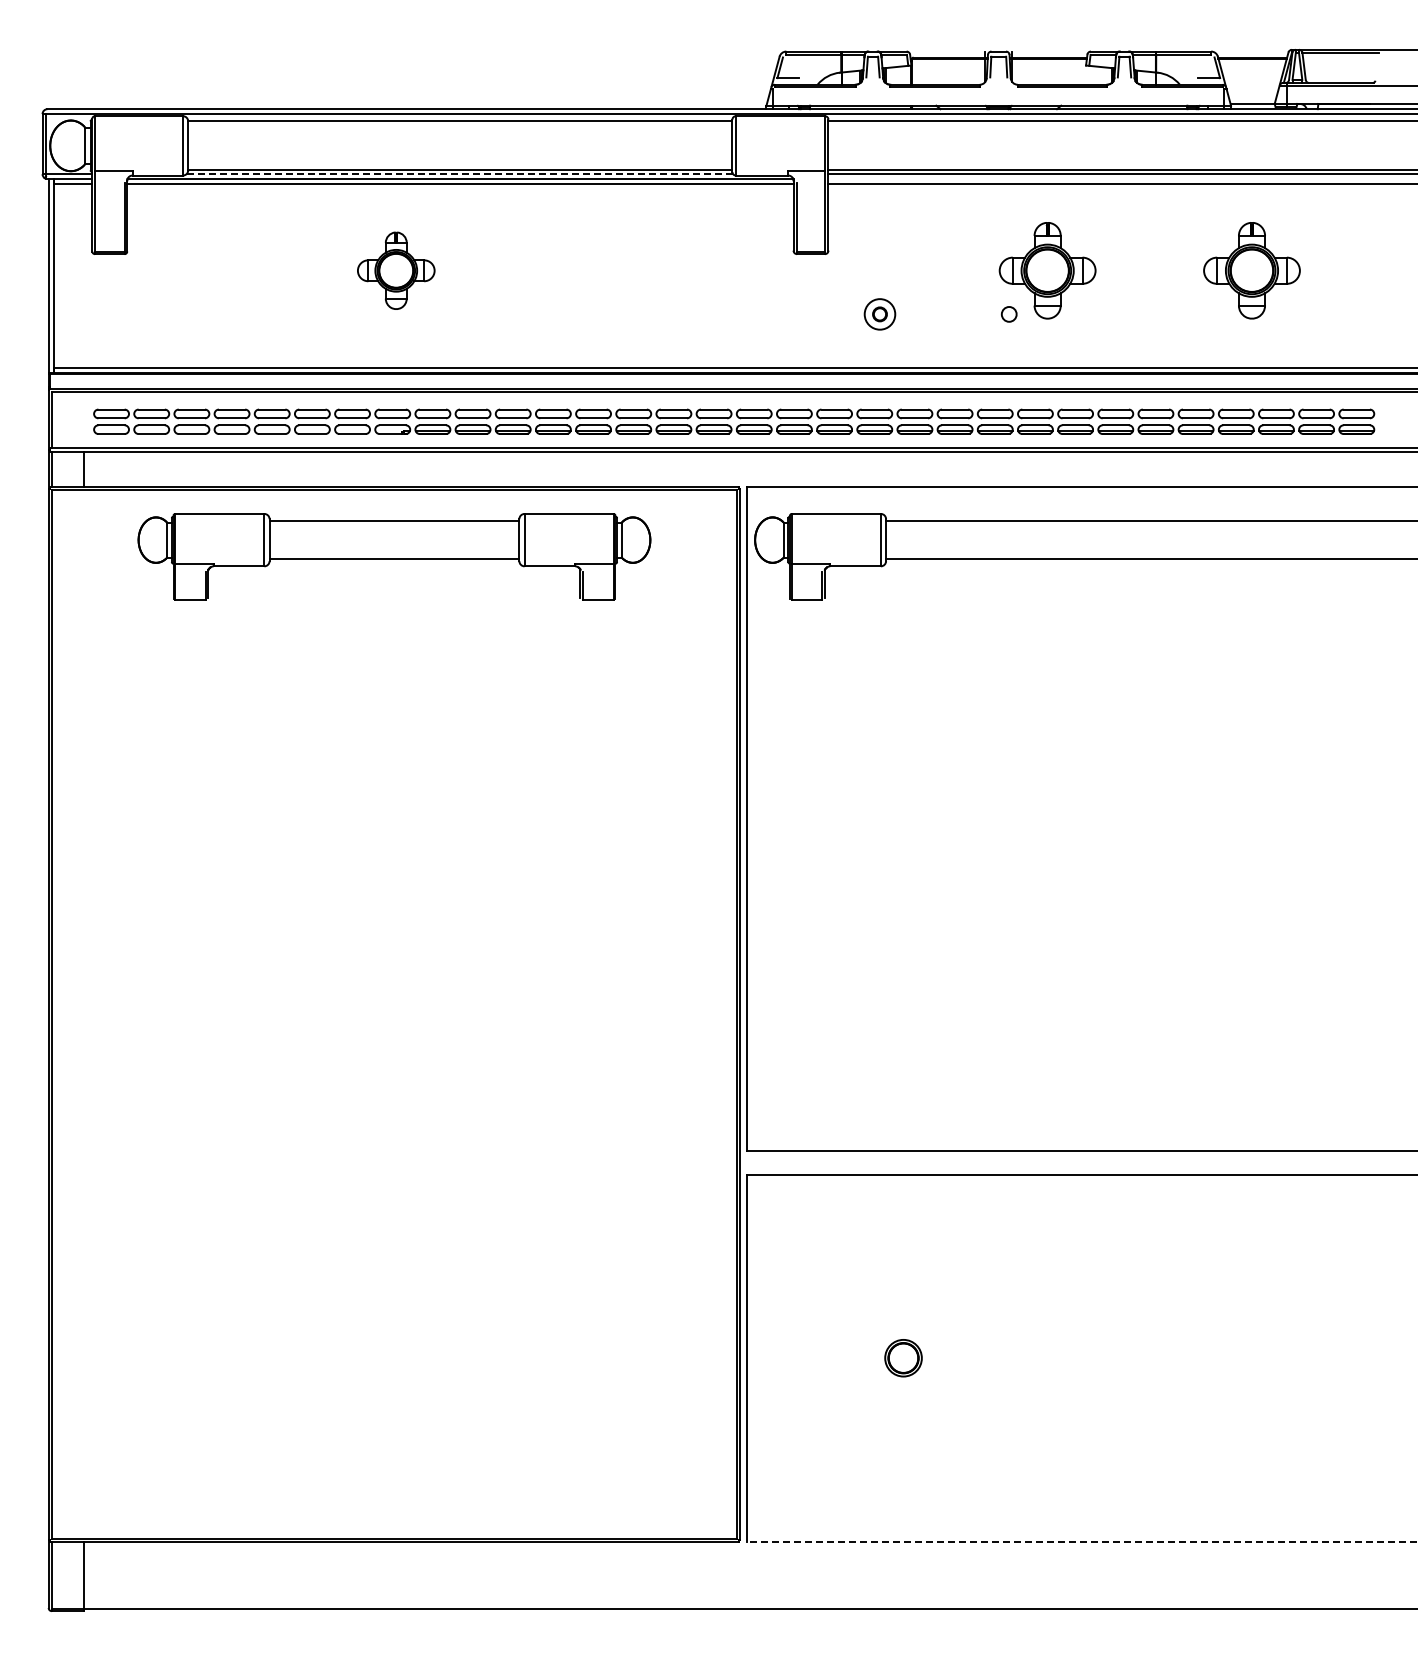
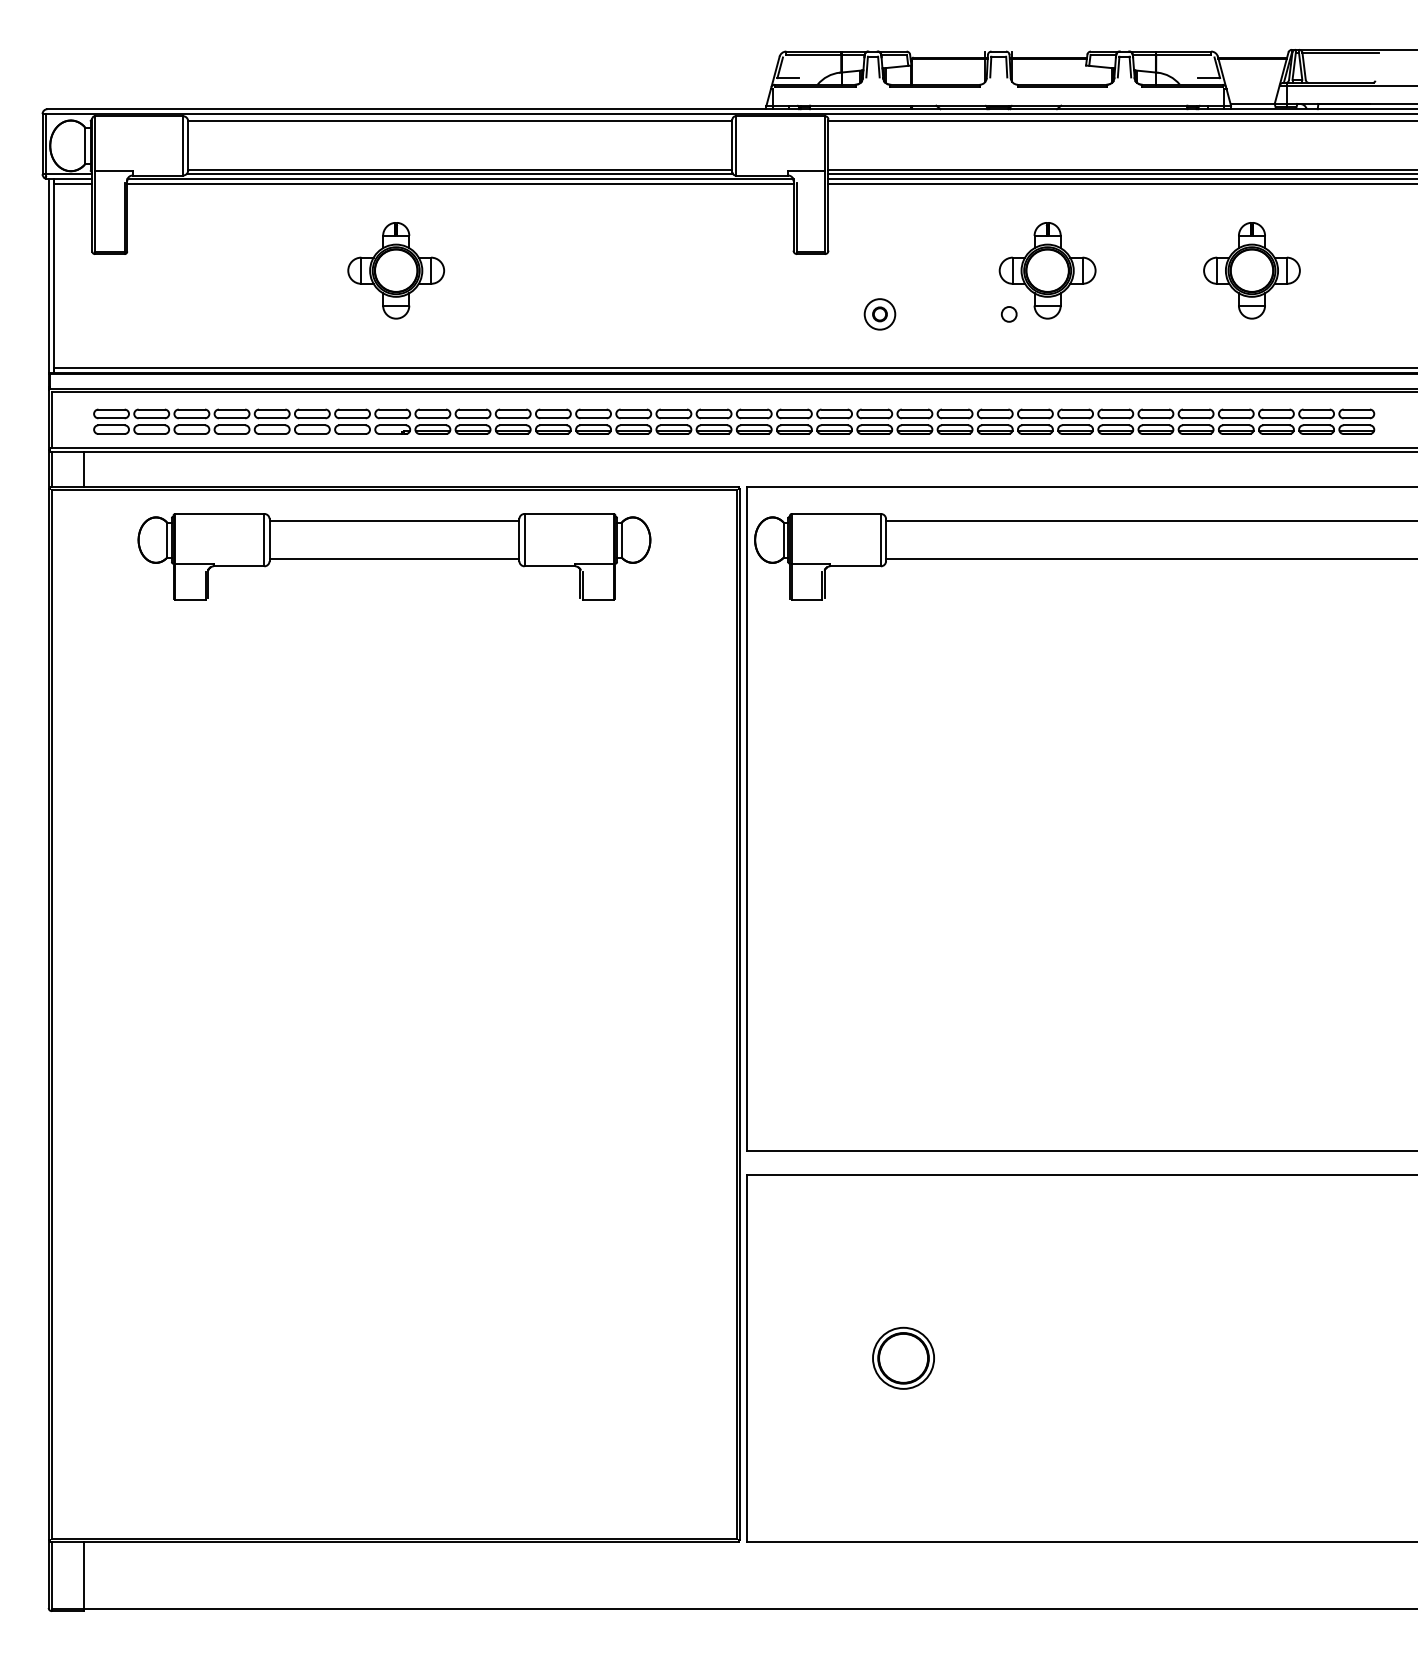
line: dashed -> solid (459, 174)
line: none -> present (1121, 179)
part size: 79x79 px -> 99x98 px (396, 270)
part size: 39x39 px -> 63x64 px (903, 1357)
line: dashed -> solid (1082, 1541)
